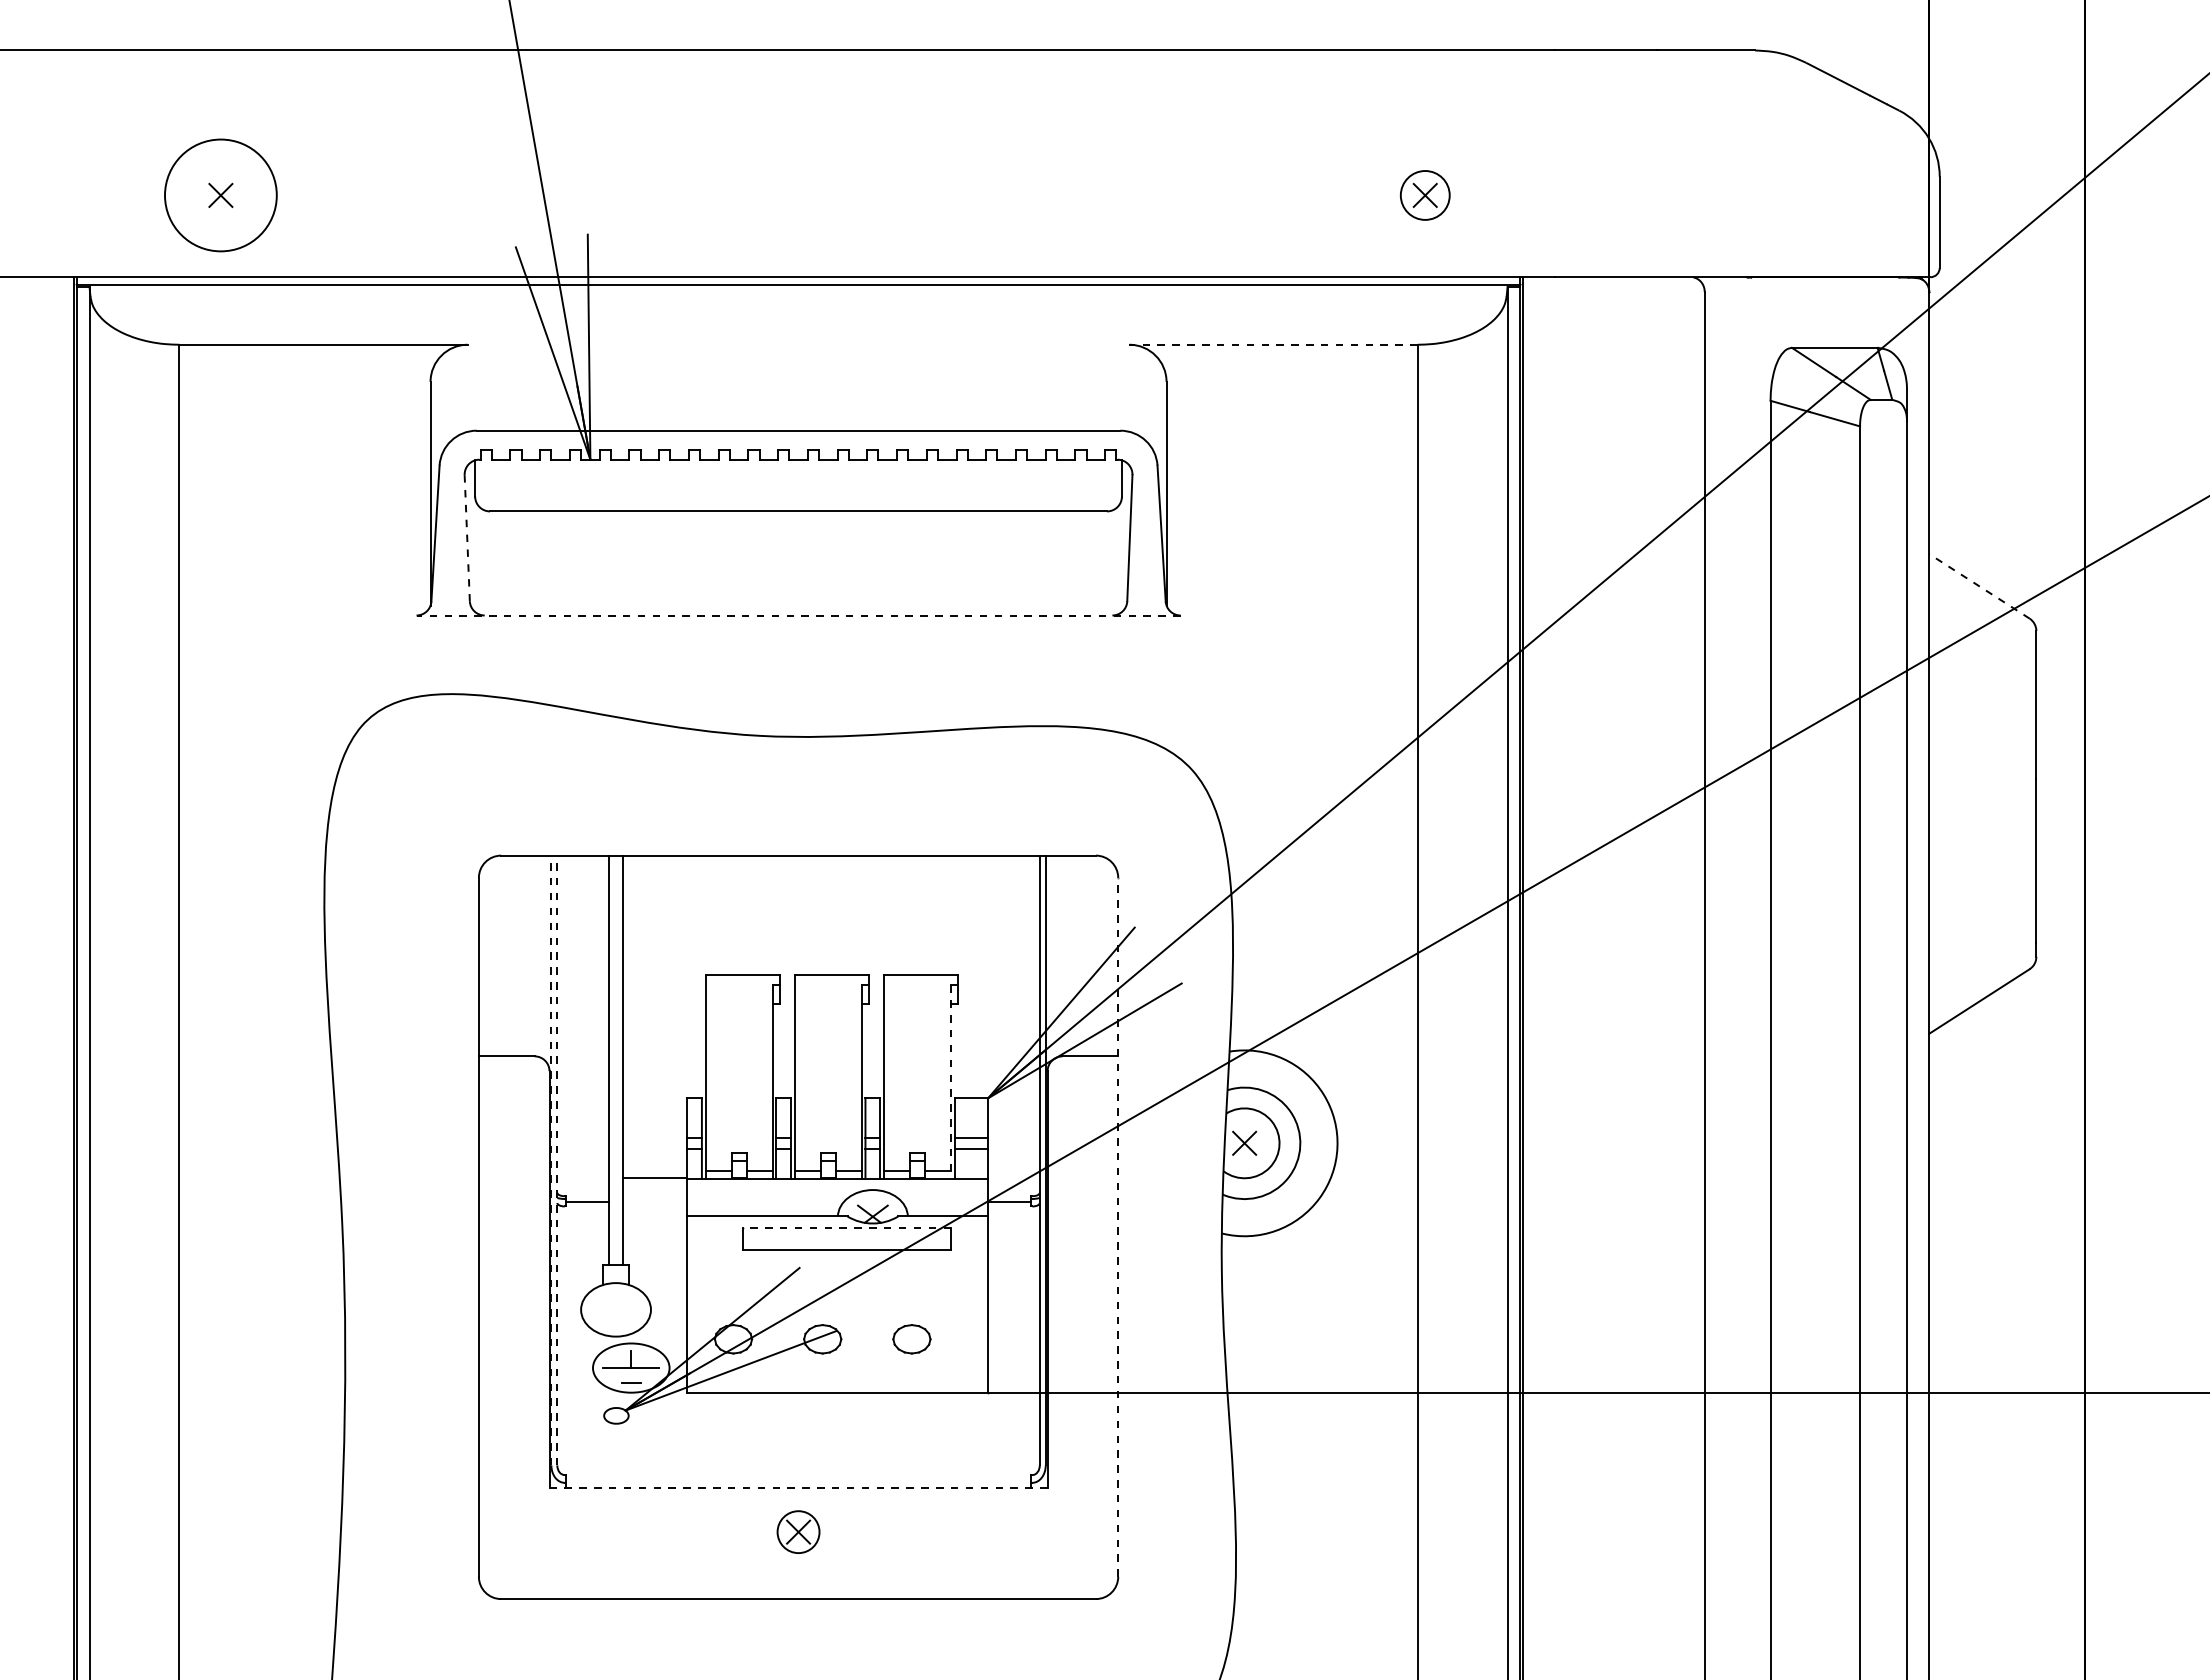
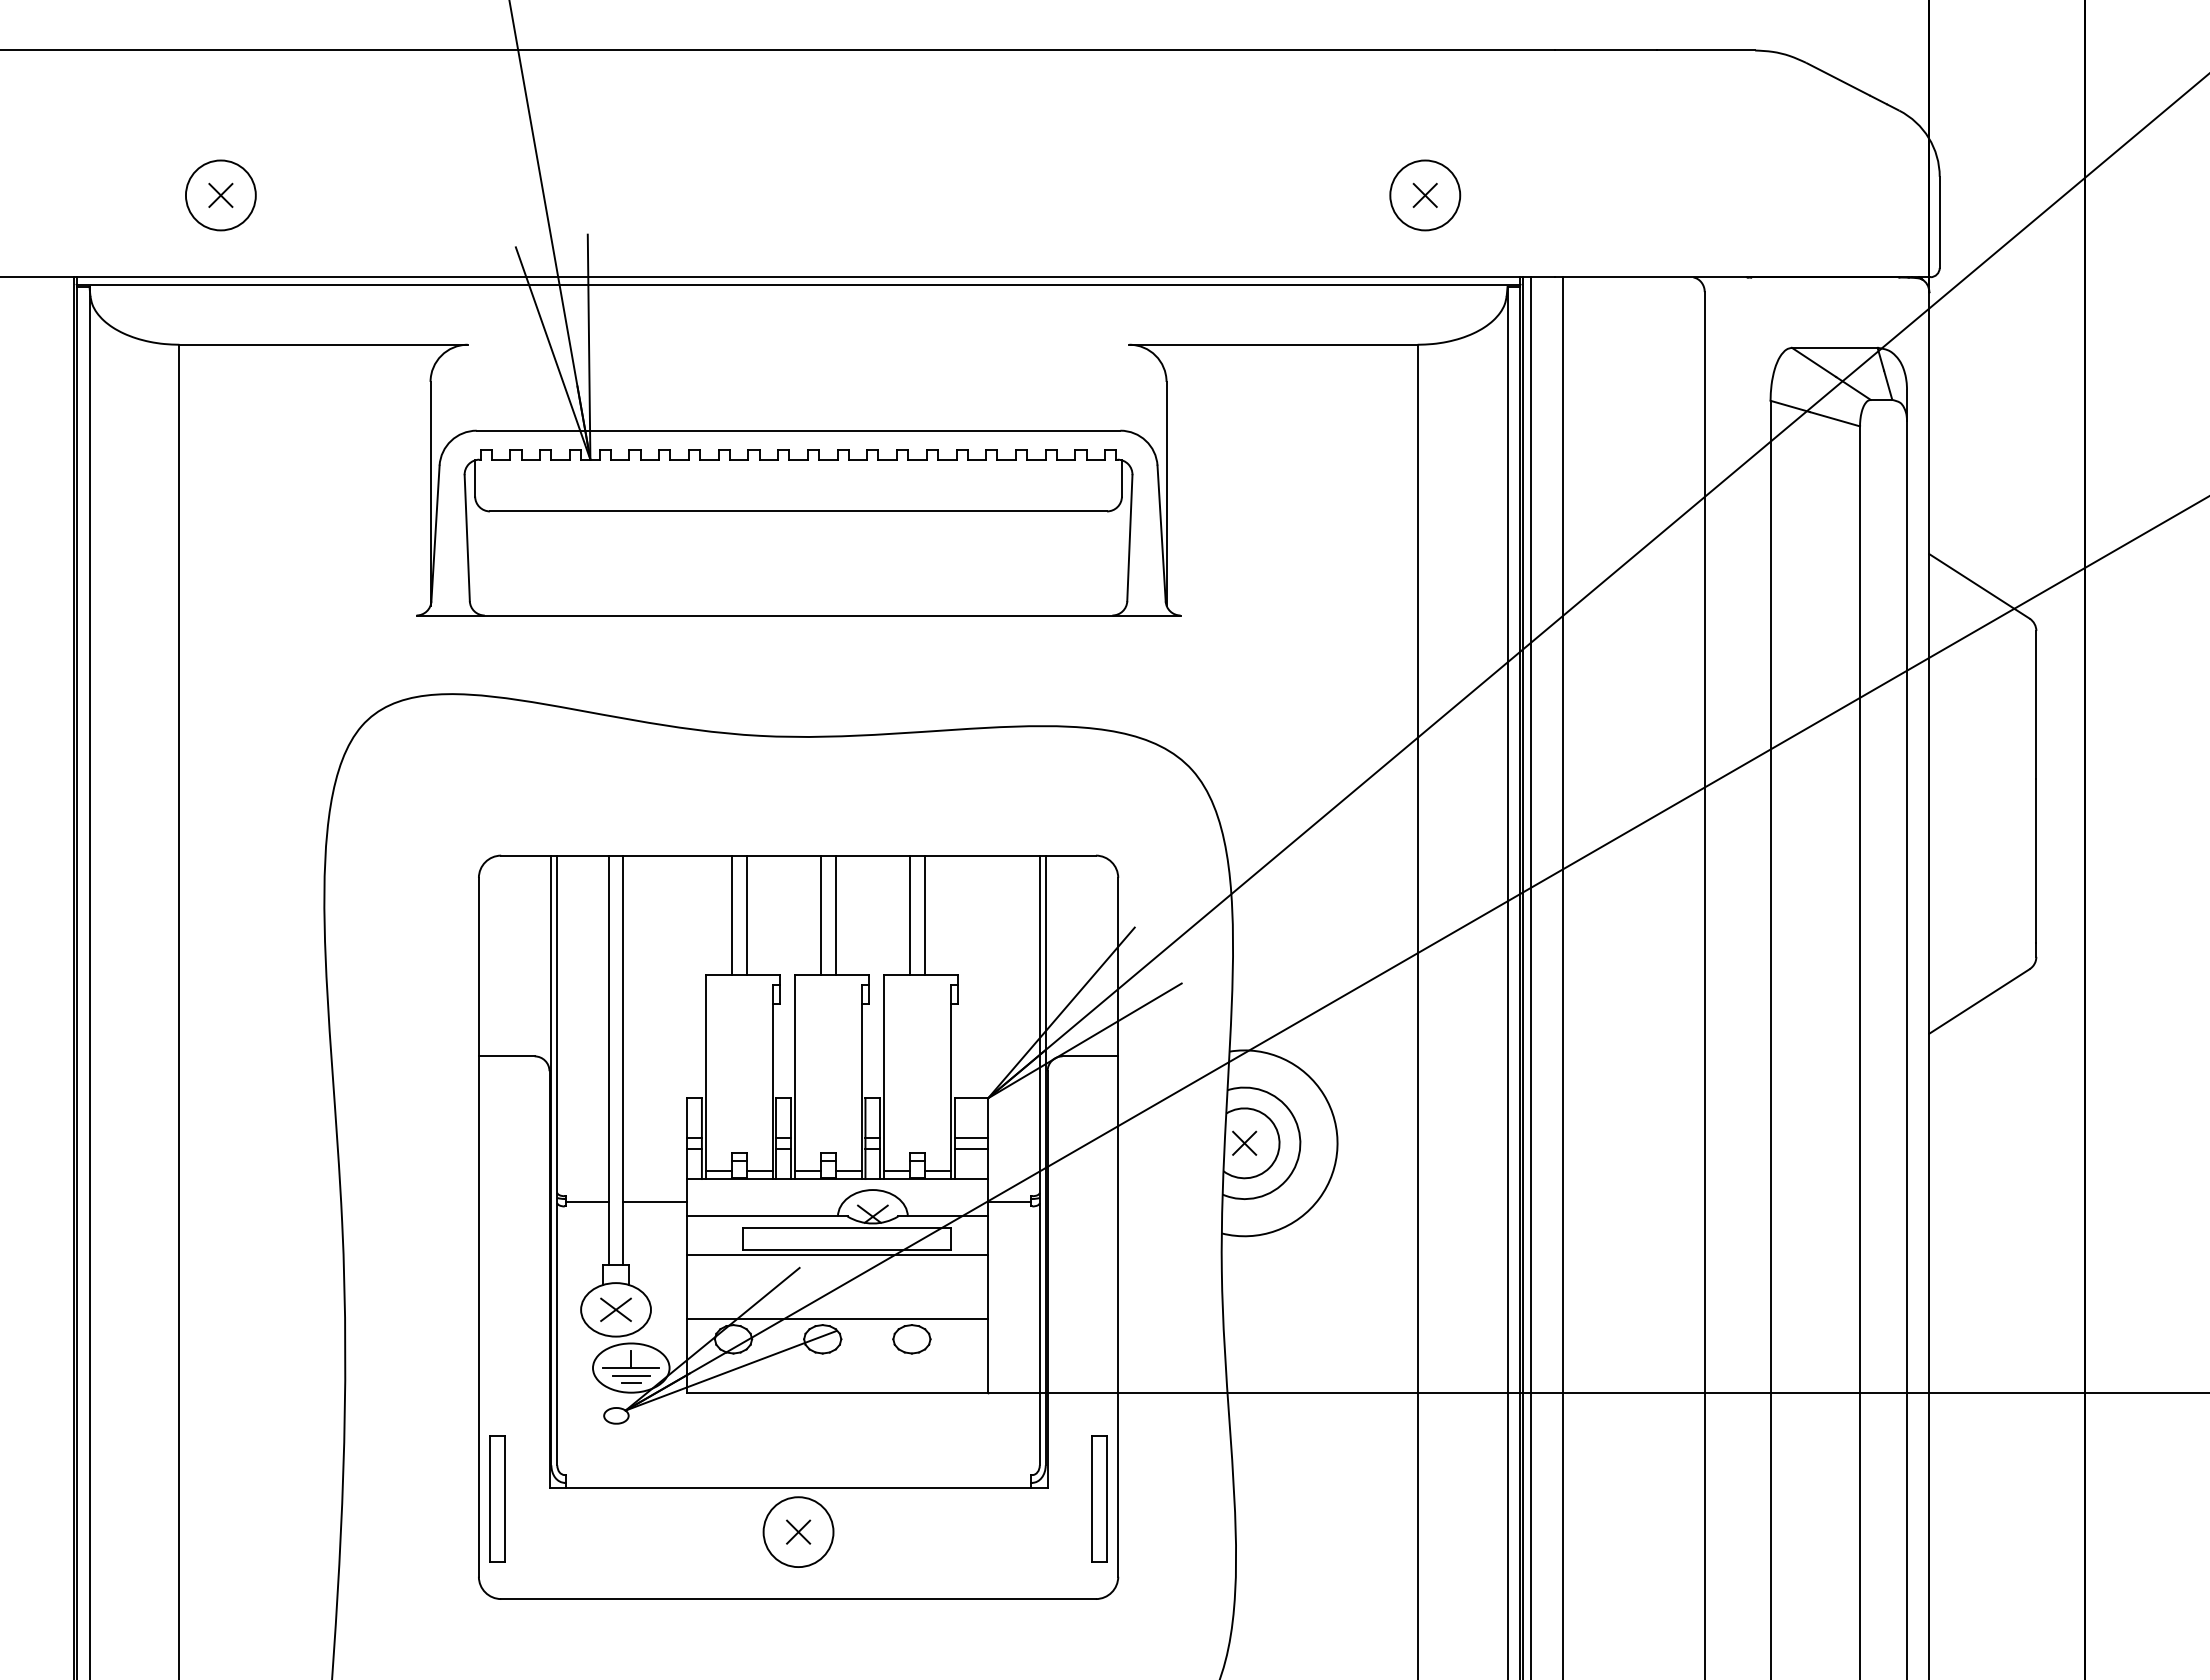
circle diameter: 112 px -> 70 px (220, 195)
circle diameter: 49 px -> 70 px (1425, 195)
line: dashed -> solid (1273, 344)
line: dashed -> solid (467, 538)
line: dashed -> solid (1979, 586)
line: dashed -> solid (798, 615)
line: none -> present (731, 914)
line: none -> present (746, 914)
line: none -> present (820, 914)
line: none -> present (835, 914)
line: none -> present (910, 914)
line: none -> present (924, 914)
line: none -> present (1530, 976)
line: none -> present (1562, 976)
line: dashed -> solid (950, 1082)
line: dashed -> solid (551, 1160)
line: dashed -> solid (557, 1160)
line position: (655, 1178) -> (655, 1202) (655, 1202)
line: dashed -> solid (1118, 1226)
line: dashed -> solid (846, 1228)
line: none -> present (837, 1254)
part: none -> present (615, 1309)
line: none -> present (837, 1319)
line: none -> present (630, 1375)
line: dashed -> solid (799, 1487)
part: none -> present (497, 1498)
part: none -> present (1099, 1498)
circle diameter: 42 px -> 70 px (798, 1532)
